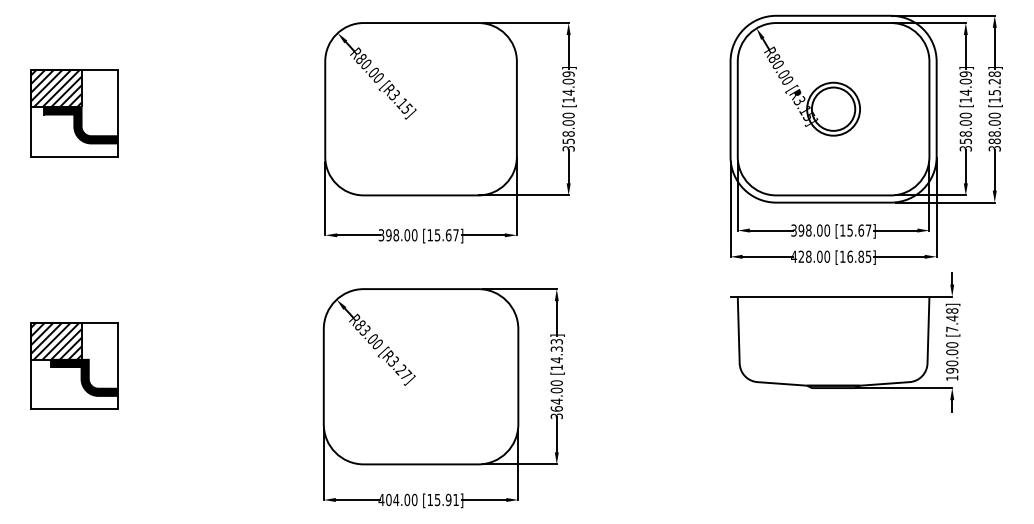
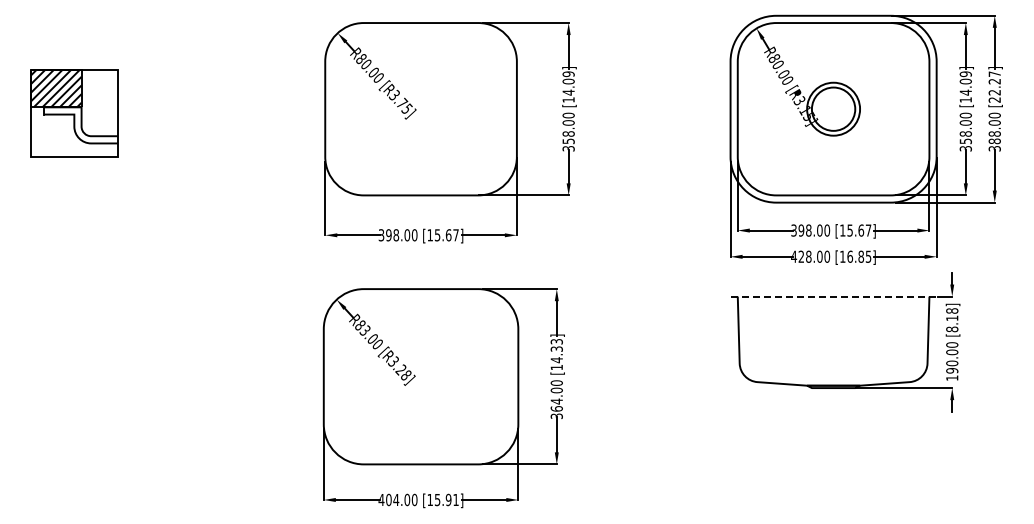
text: [15.28] -> [22.27] (994, 86)
text: [R3.15] -> [R3.75] (402, 103)
fill: present -> none (80, 125)
line: solid -> dashed (834, 296)
text: [7.48] -> [8.18] (952, 323)
part: present -> none (74, 365)
text: [R3.27] -> [R3.28] (406, 374)
